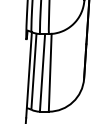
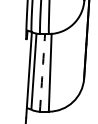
arc: solid -> dashed (42, 72)
